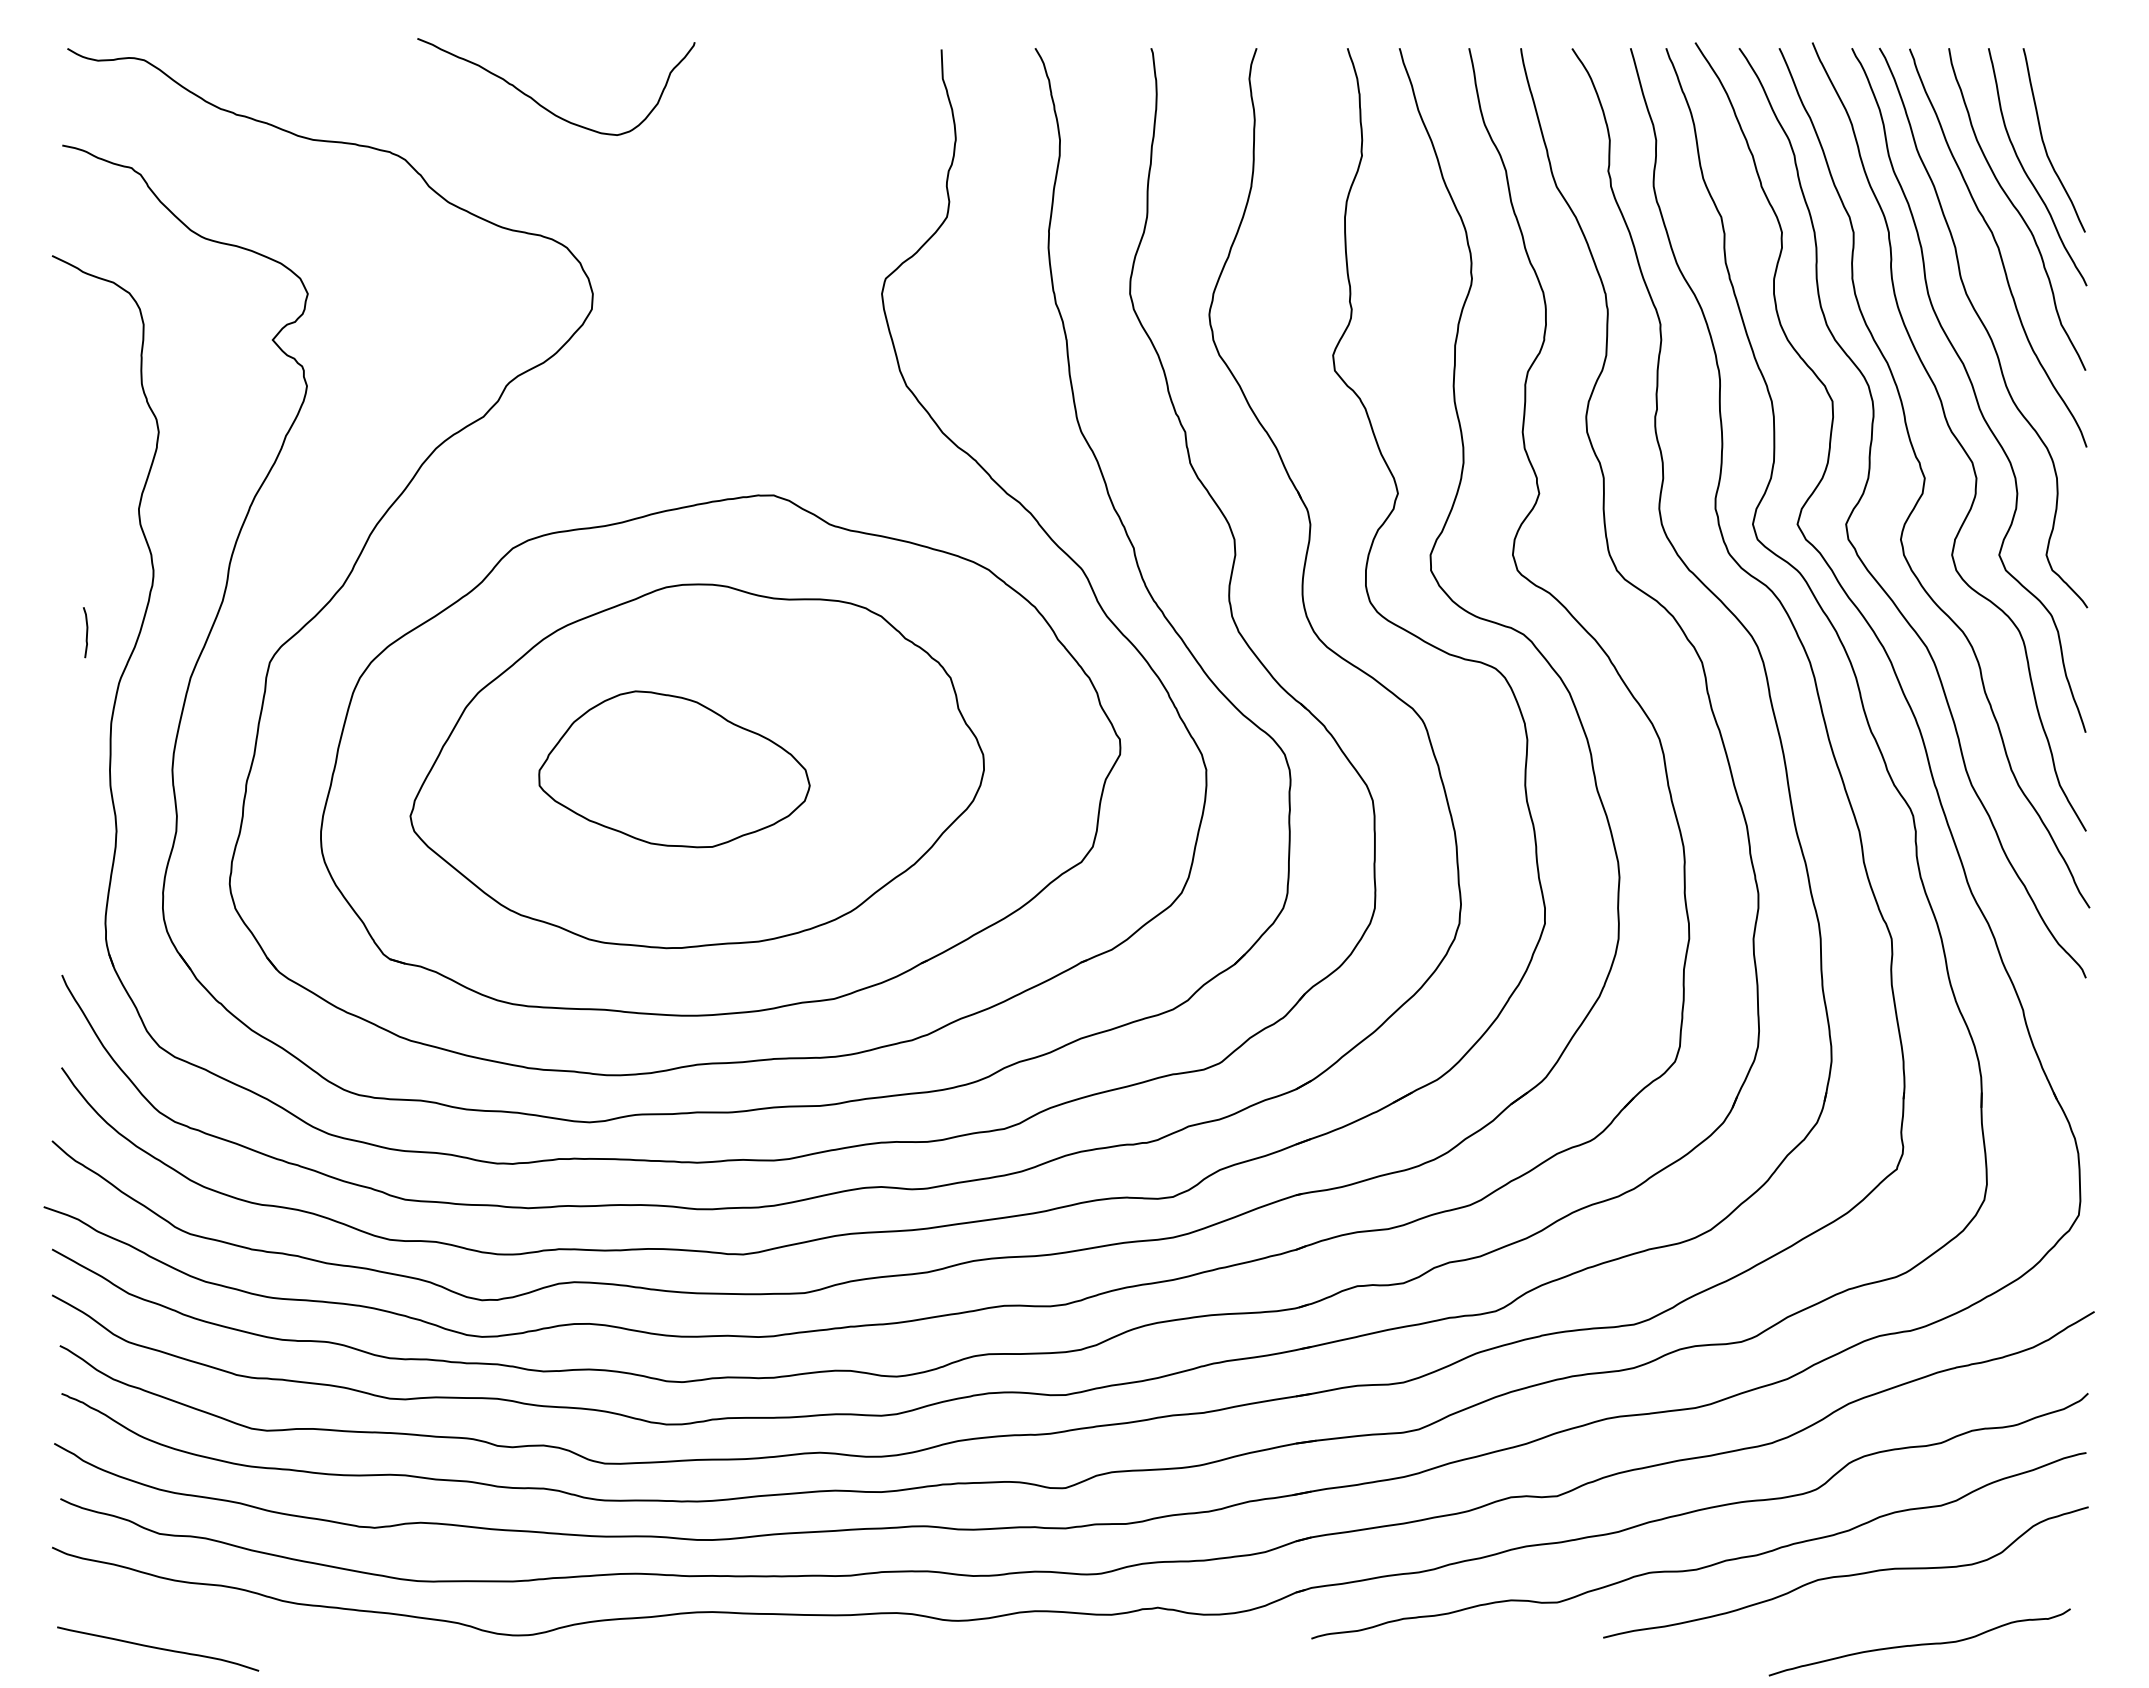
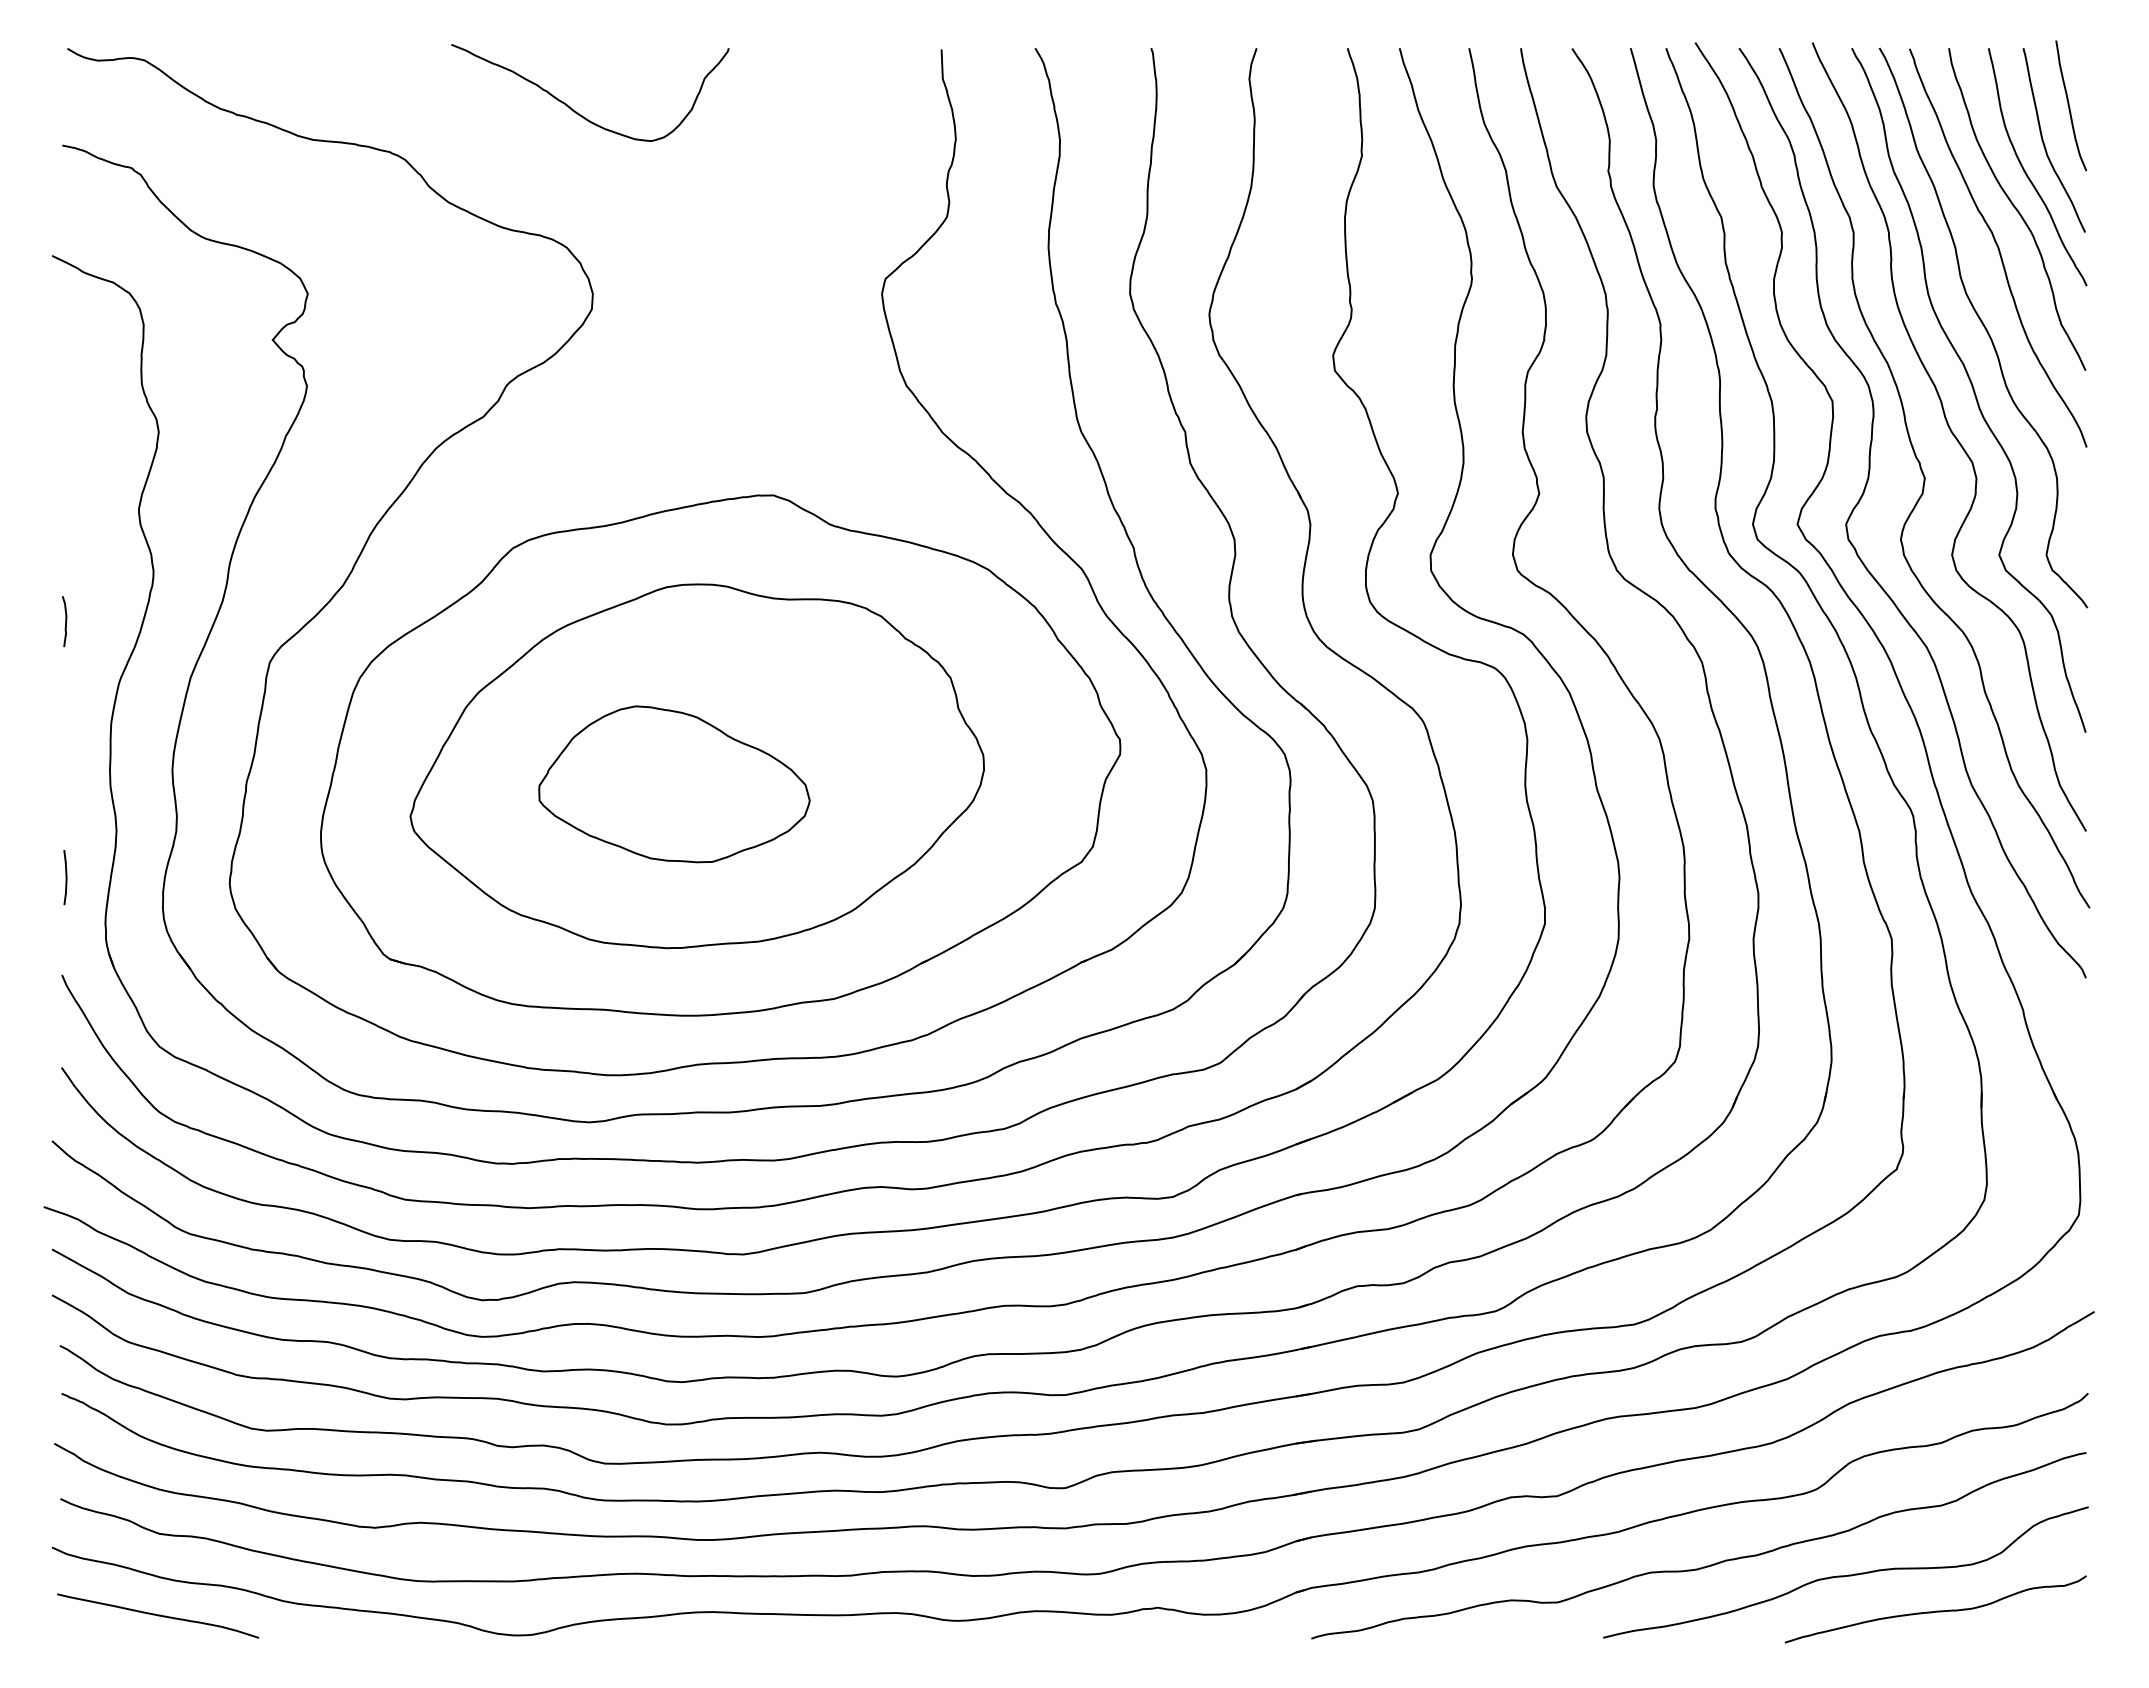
curve position: (542, 105) -> (576, 111) (576, 111)
curve: none -> present (2069, 105)
curve position: (86, 632) -> (65, 621) (65, 621)
part position: (674, 769) -> (674, 784) (674, 784)
line: none -> present (65, 877)
curve position: (1920, 1643) -> (1936, 1610) (1936, 1610)
curve position: (158, 1648) -> (158, 1615) (158, 1615)
